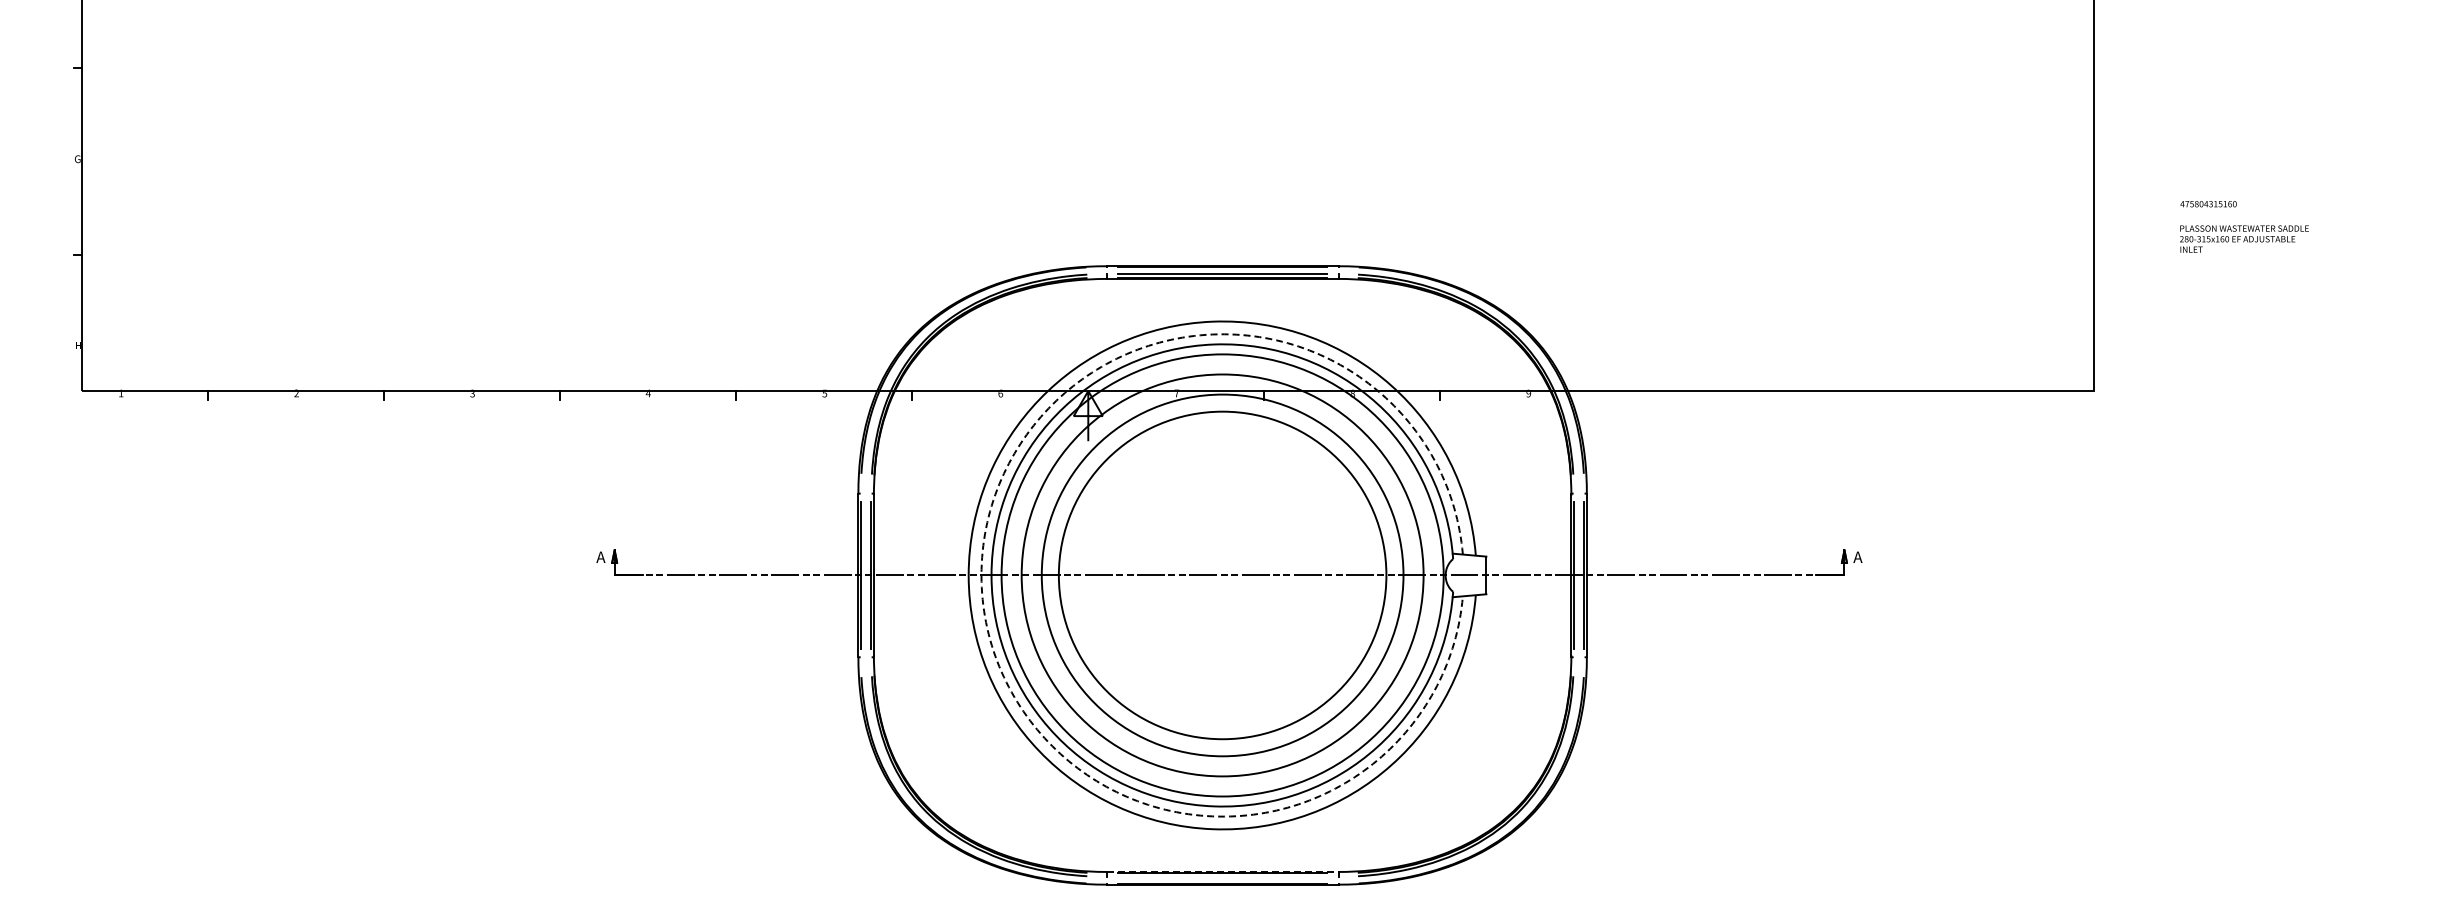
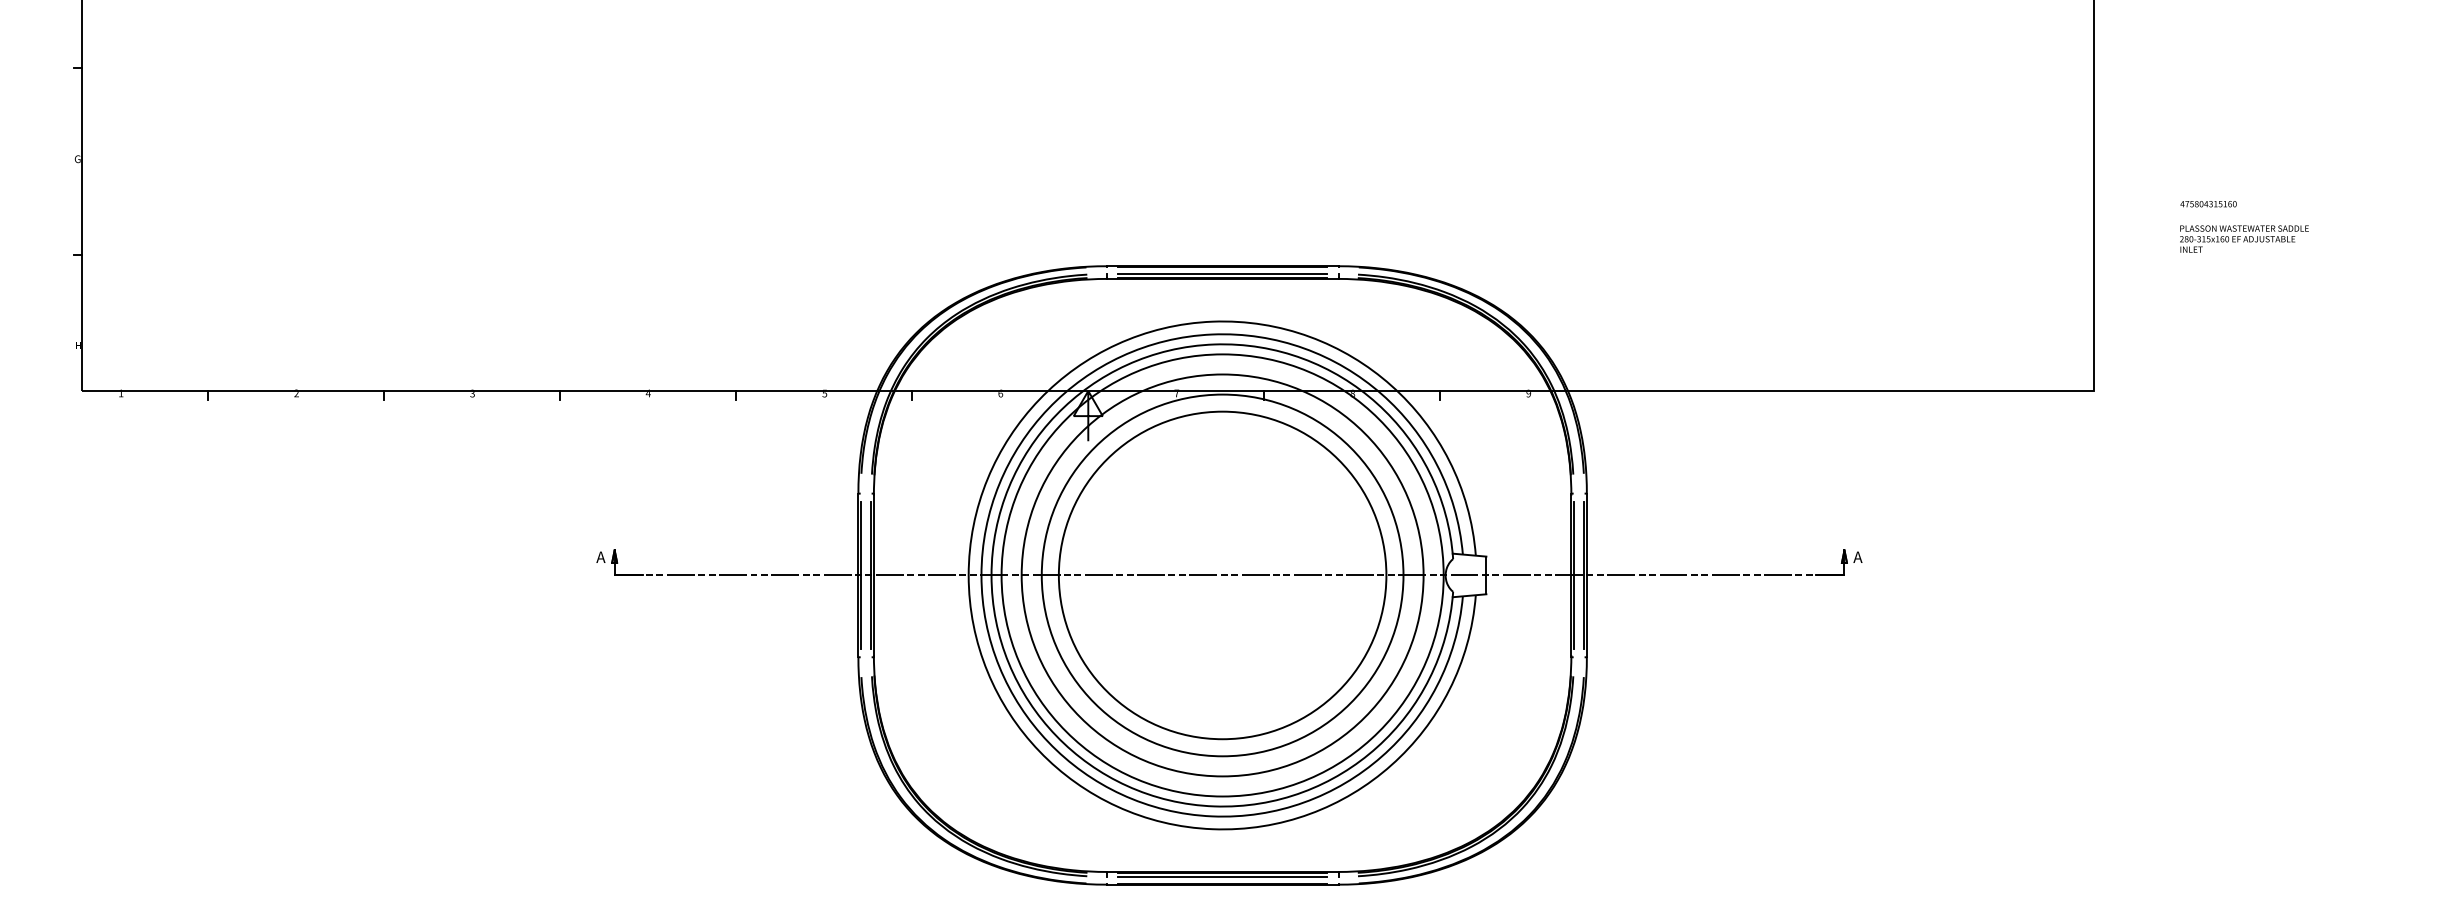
arc: dashed -> solid (981, 575)
line: dashed -> solid (1223, 871)
line: none -> present (1222, 876)
